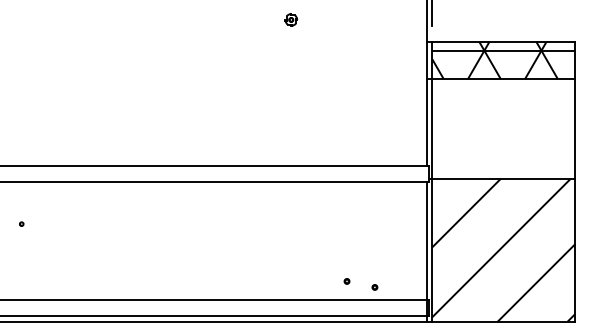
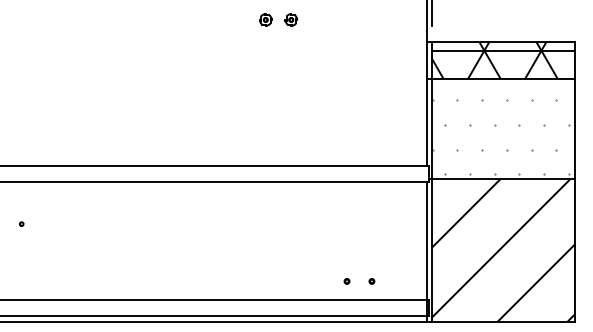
part: none -> present (265, 19)
hatch: none -> present (500, 137)
part position: (374, 287) -> (371, 281) (371, 281)
